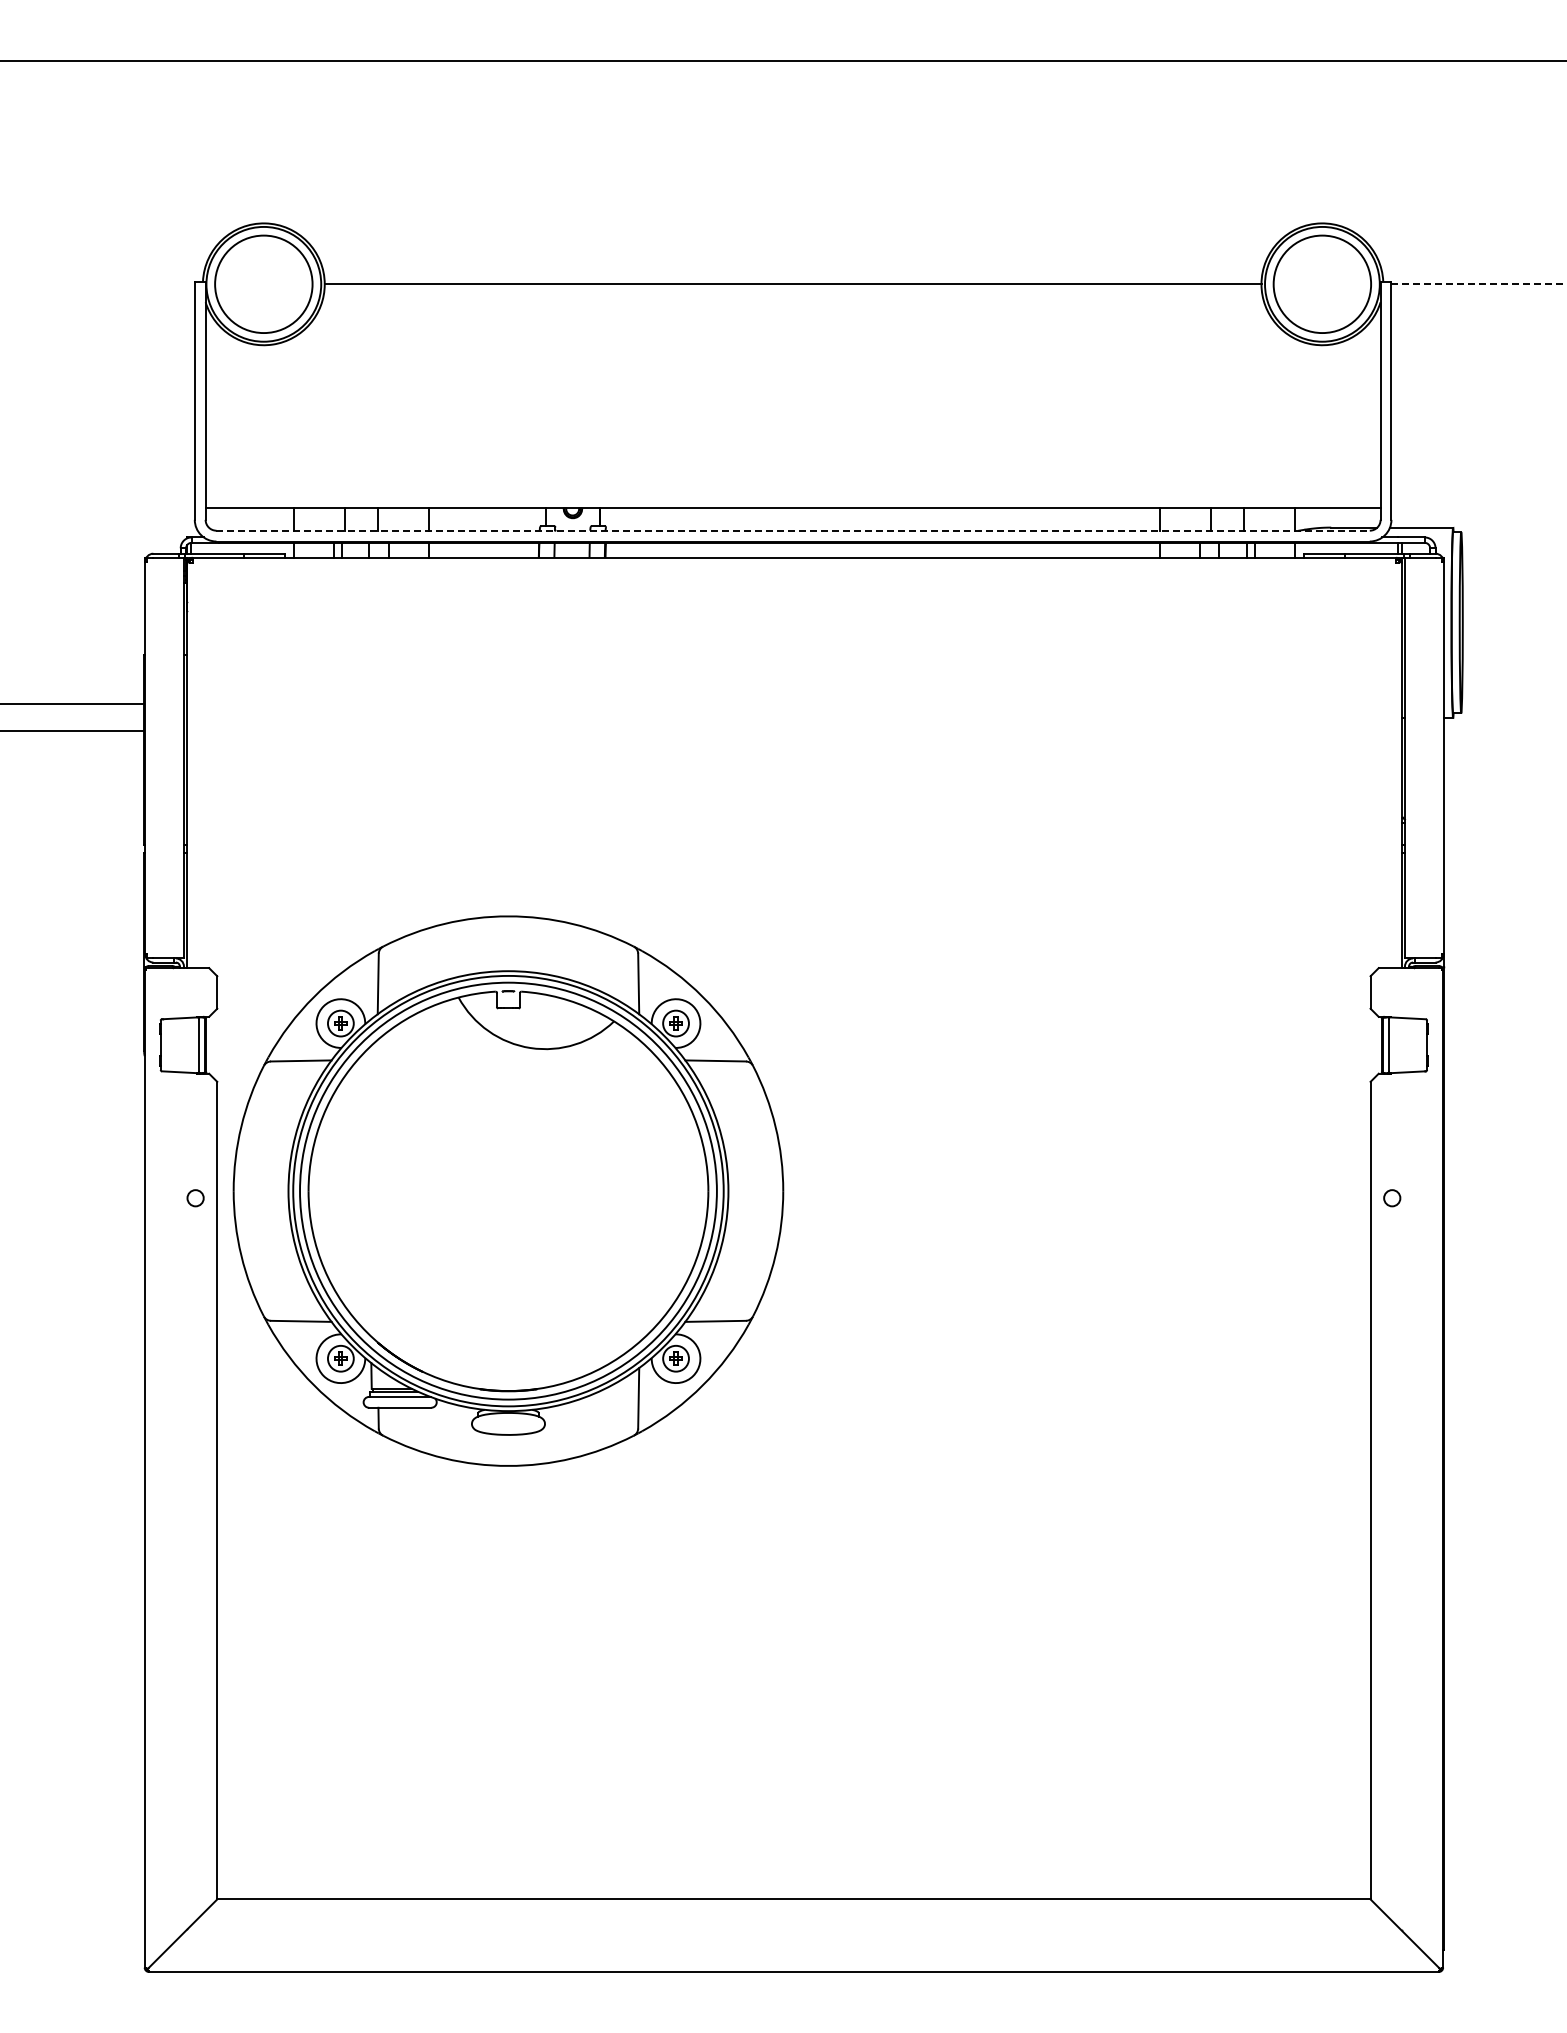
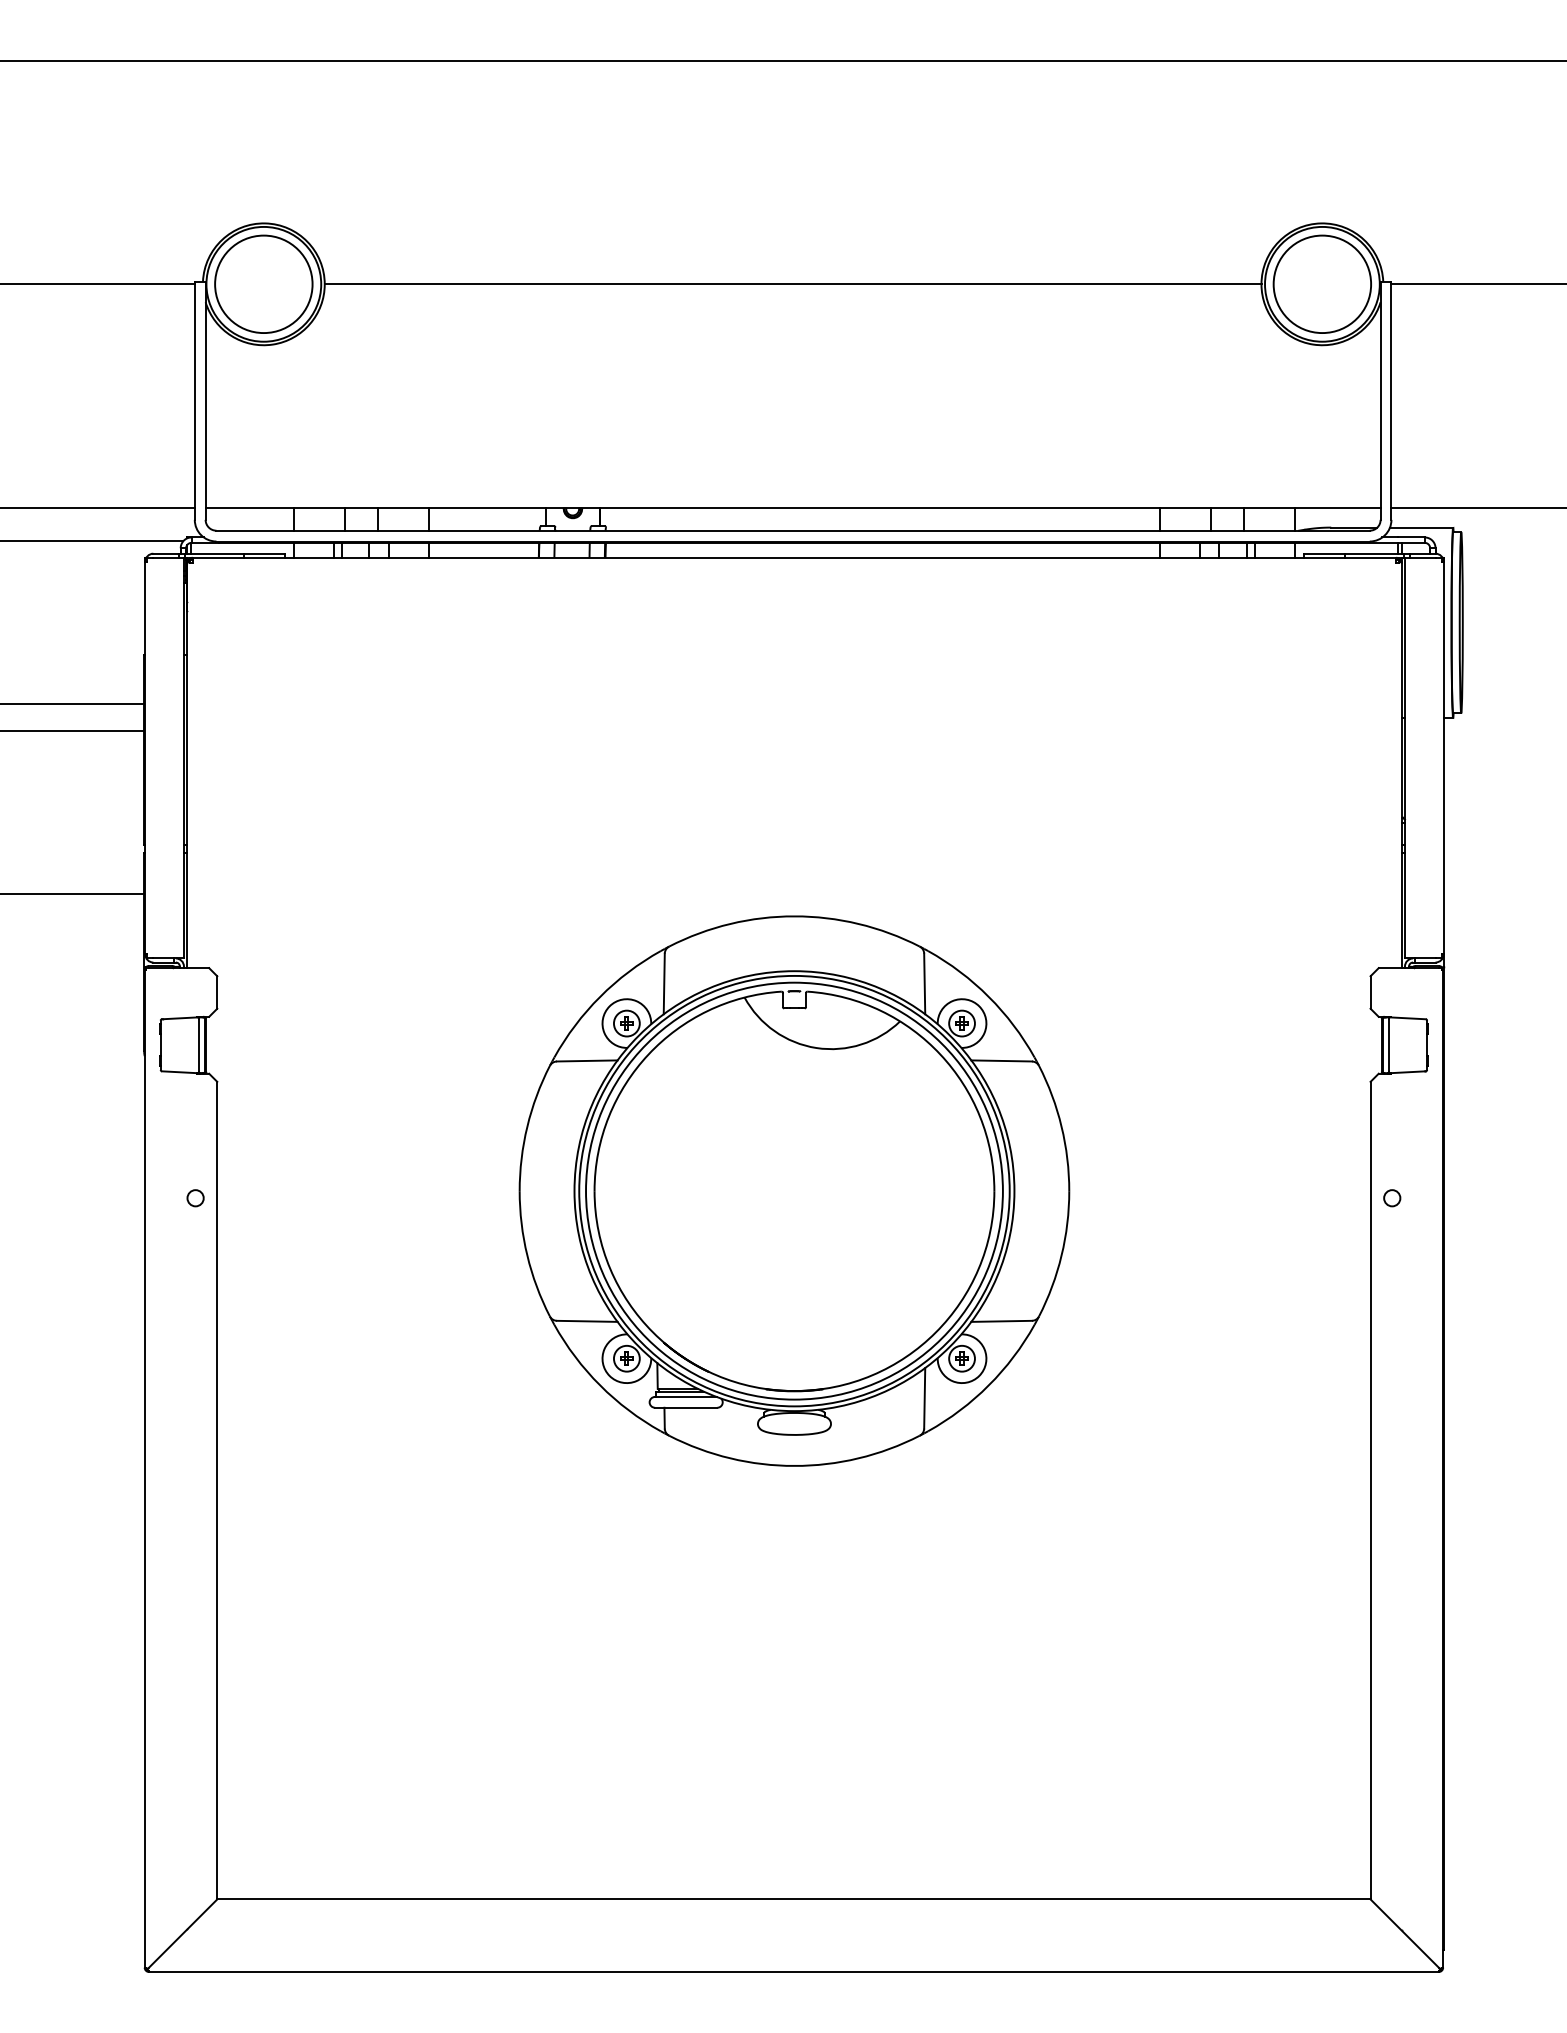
line: none -> present (98, 284)
line: dashed -> solid (1479, 284)
line: none -> present (98, 507)
line: none -> present (1477, 507)
line: dashed -> solid (793, 530)
line: none -> present (92, 541)
line: none -> present (73, 893)
part position: (508, 1190) -> (794, 1190) (794, 1190)
